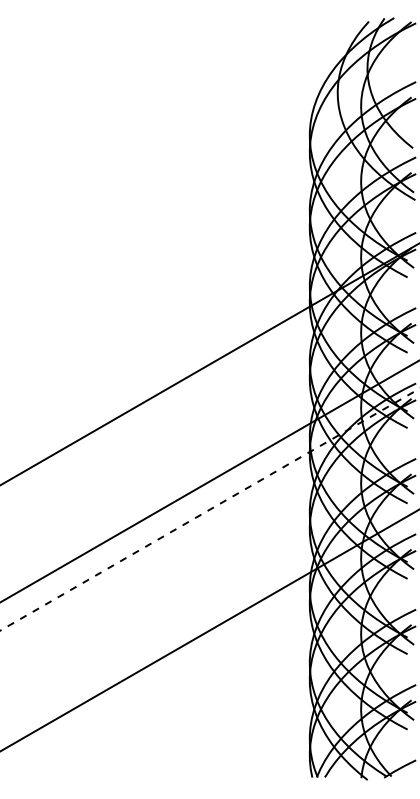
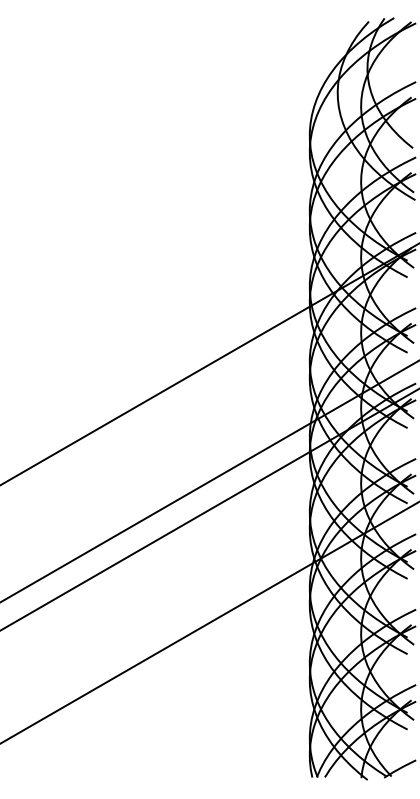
line: dashed -> solid (210, 509)
line position: (209, 630) -> (209, 622) (209, 622)
